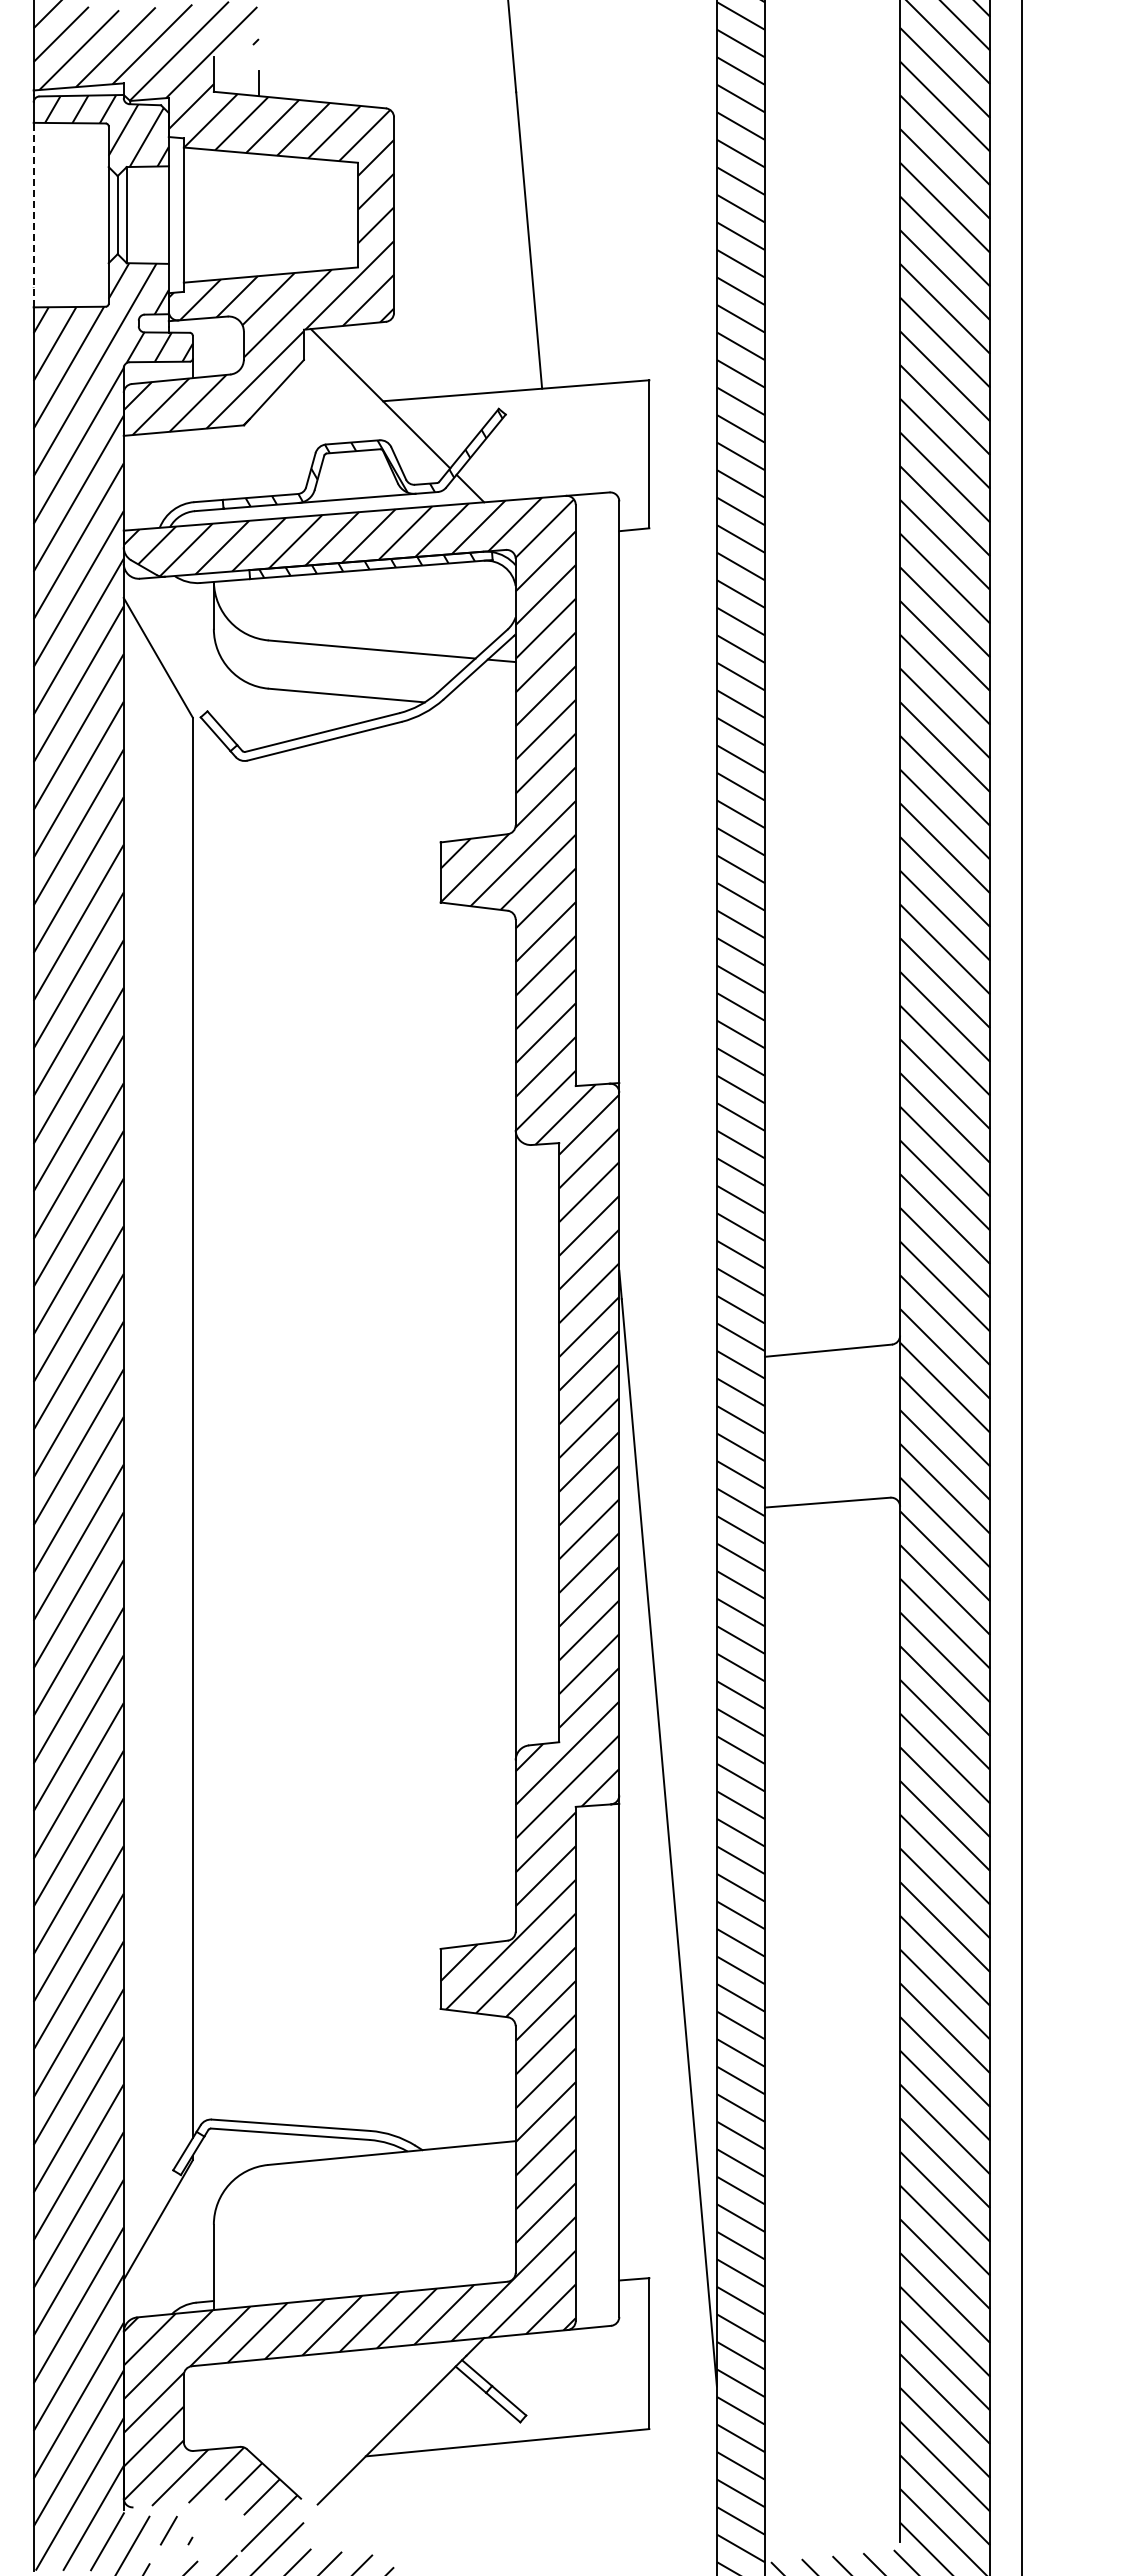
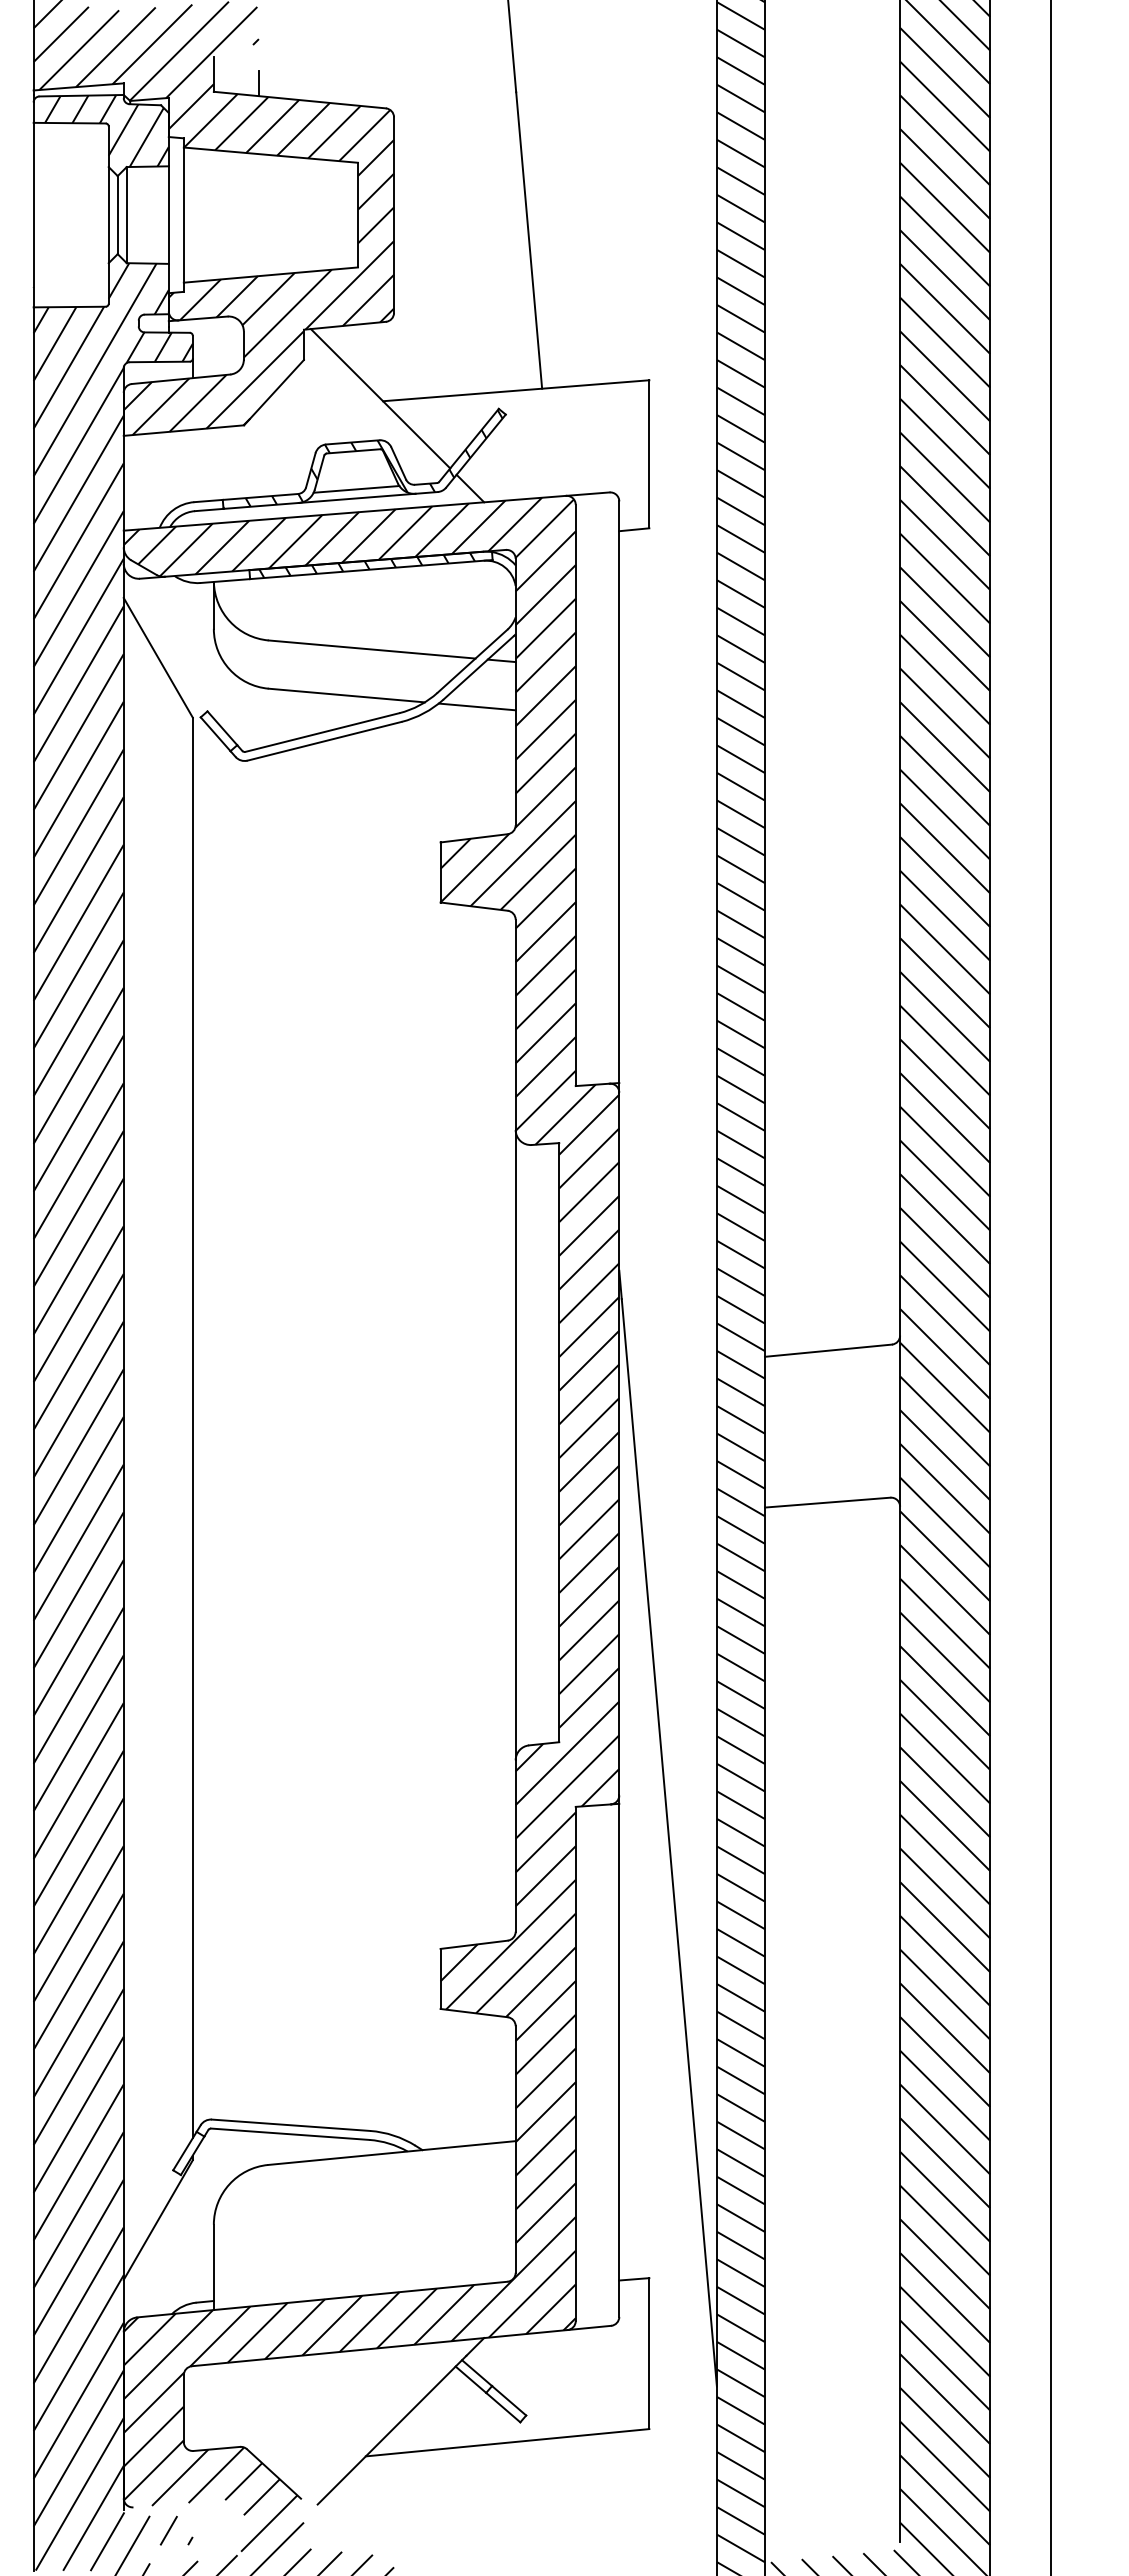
line: dashed -> solid (33, 214)
line: none -> present (356, 489)
line: none -> present (476, 706)
line position: (1021, 1287) -> (1050, 1287) (1050, 1287)
